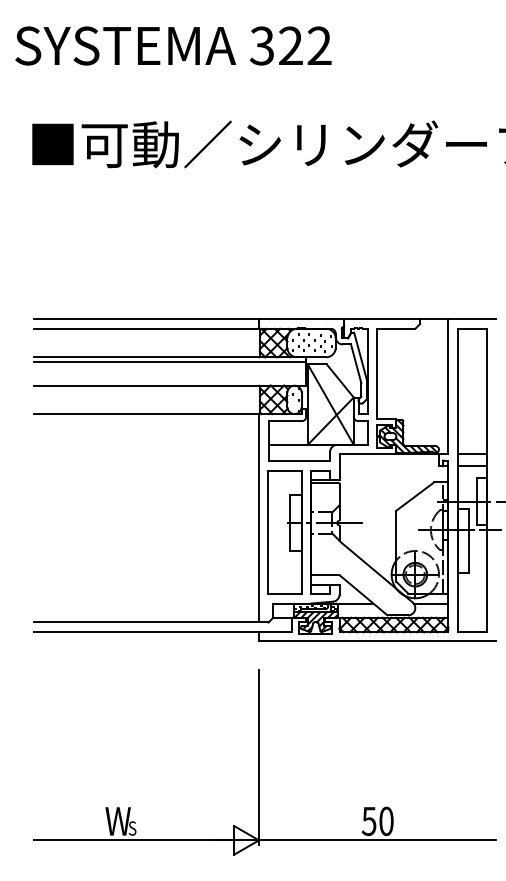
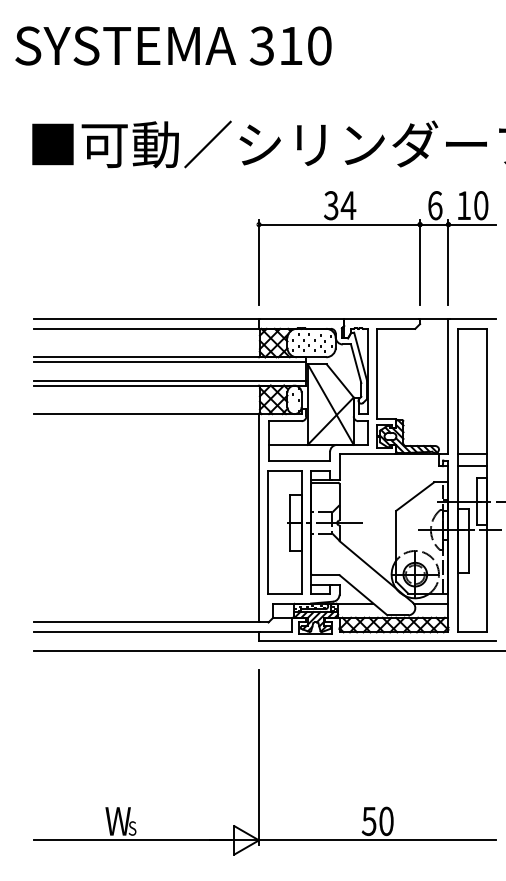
text: 322 -> 310 (305, 45)
part: none -> present (376, 225)
line: none -> present (170, 380)
line: none -> present (268, 650)
